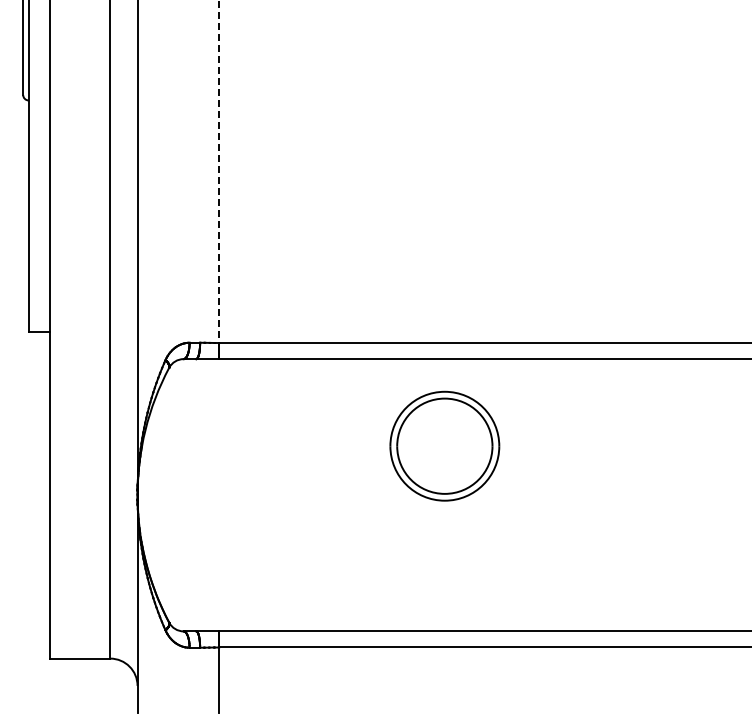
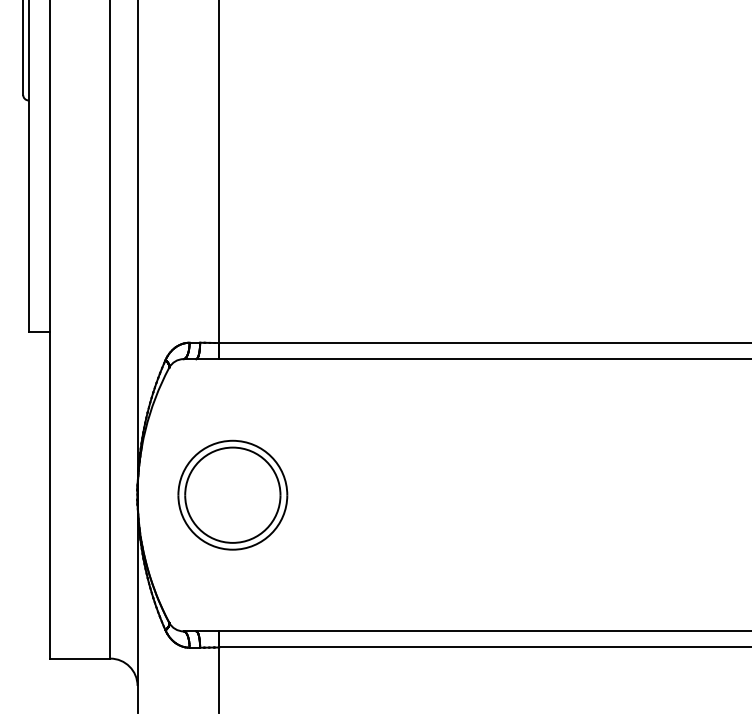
line: dashed -> solid (219, 172)
part position: (444, 445) -> (232, 494) (232, 494)
